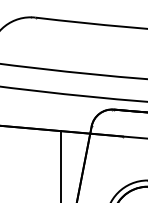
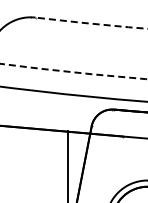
arc: solid -> dashed (90, 23)
arc: solid -> dashed (73, 72)
line position: (61, 165) -> (68, 165) (68, 165)
